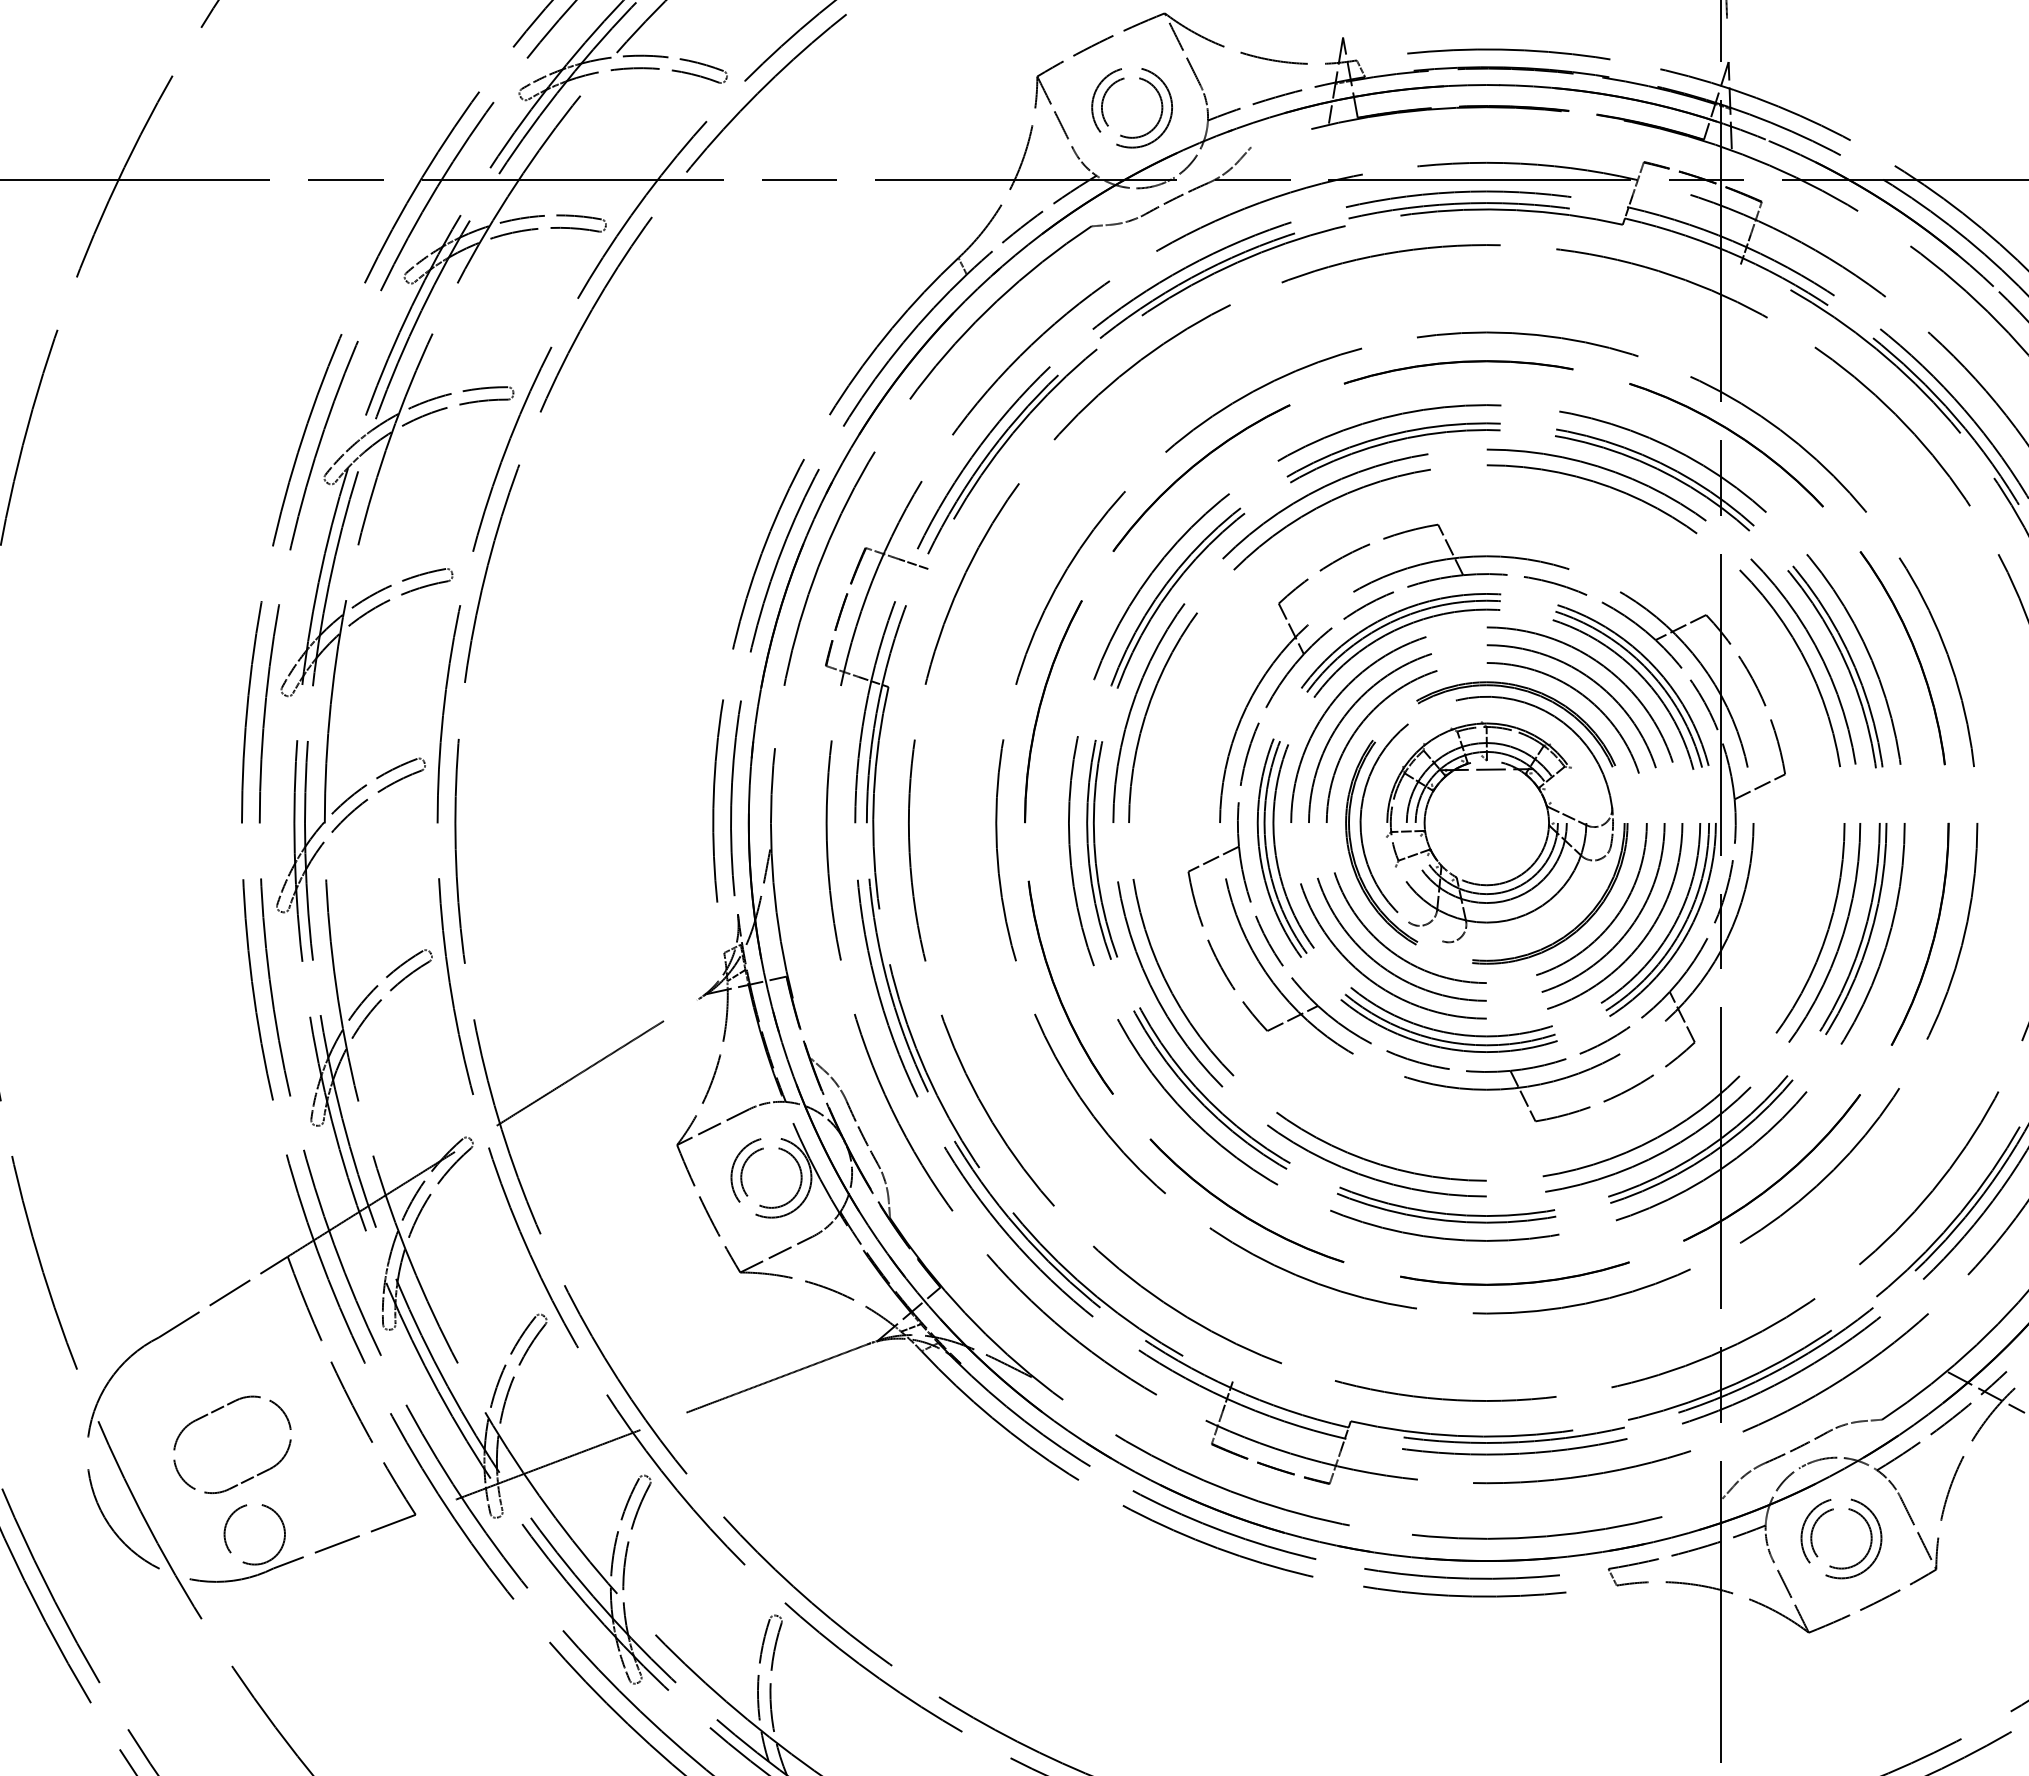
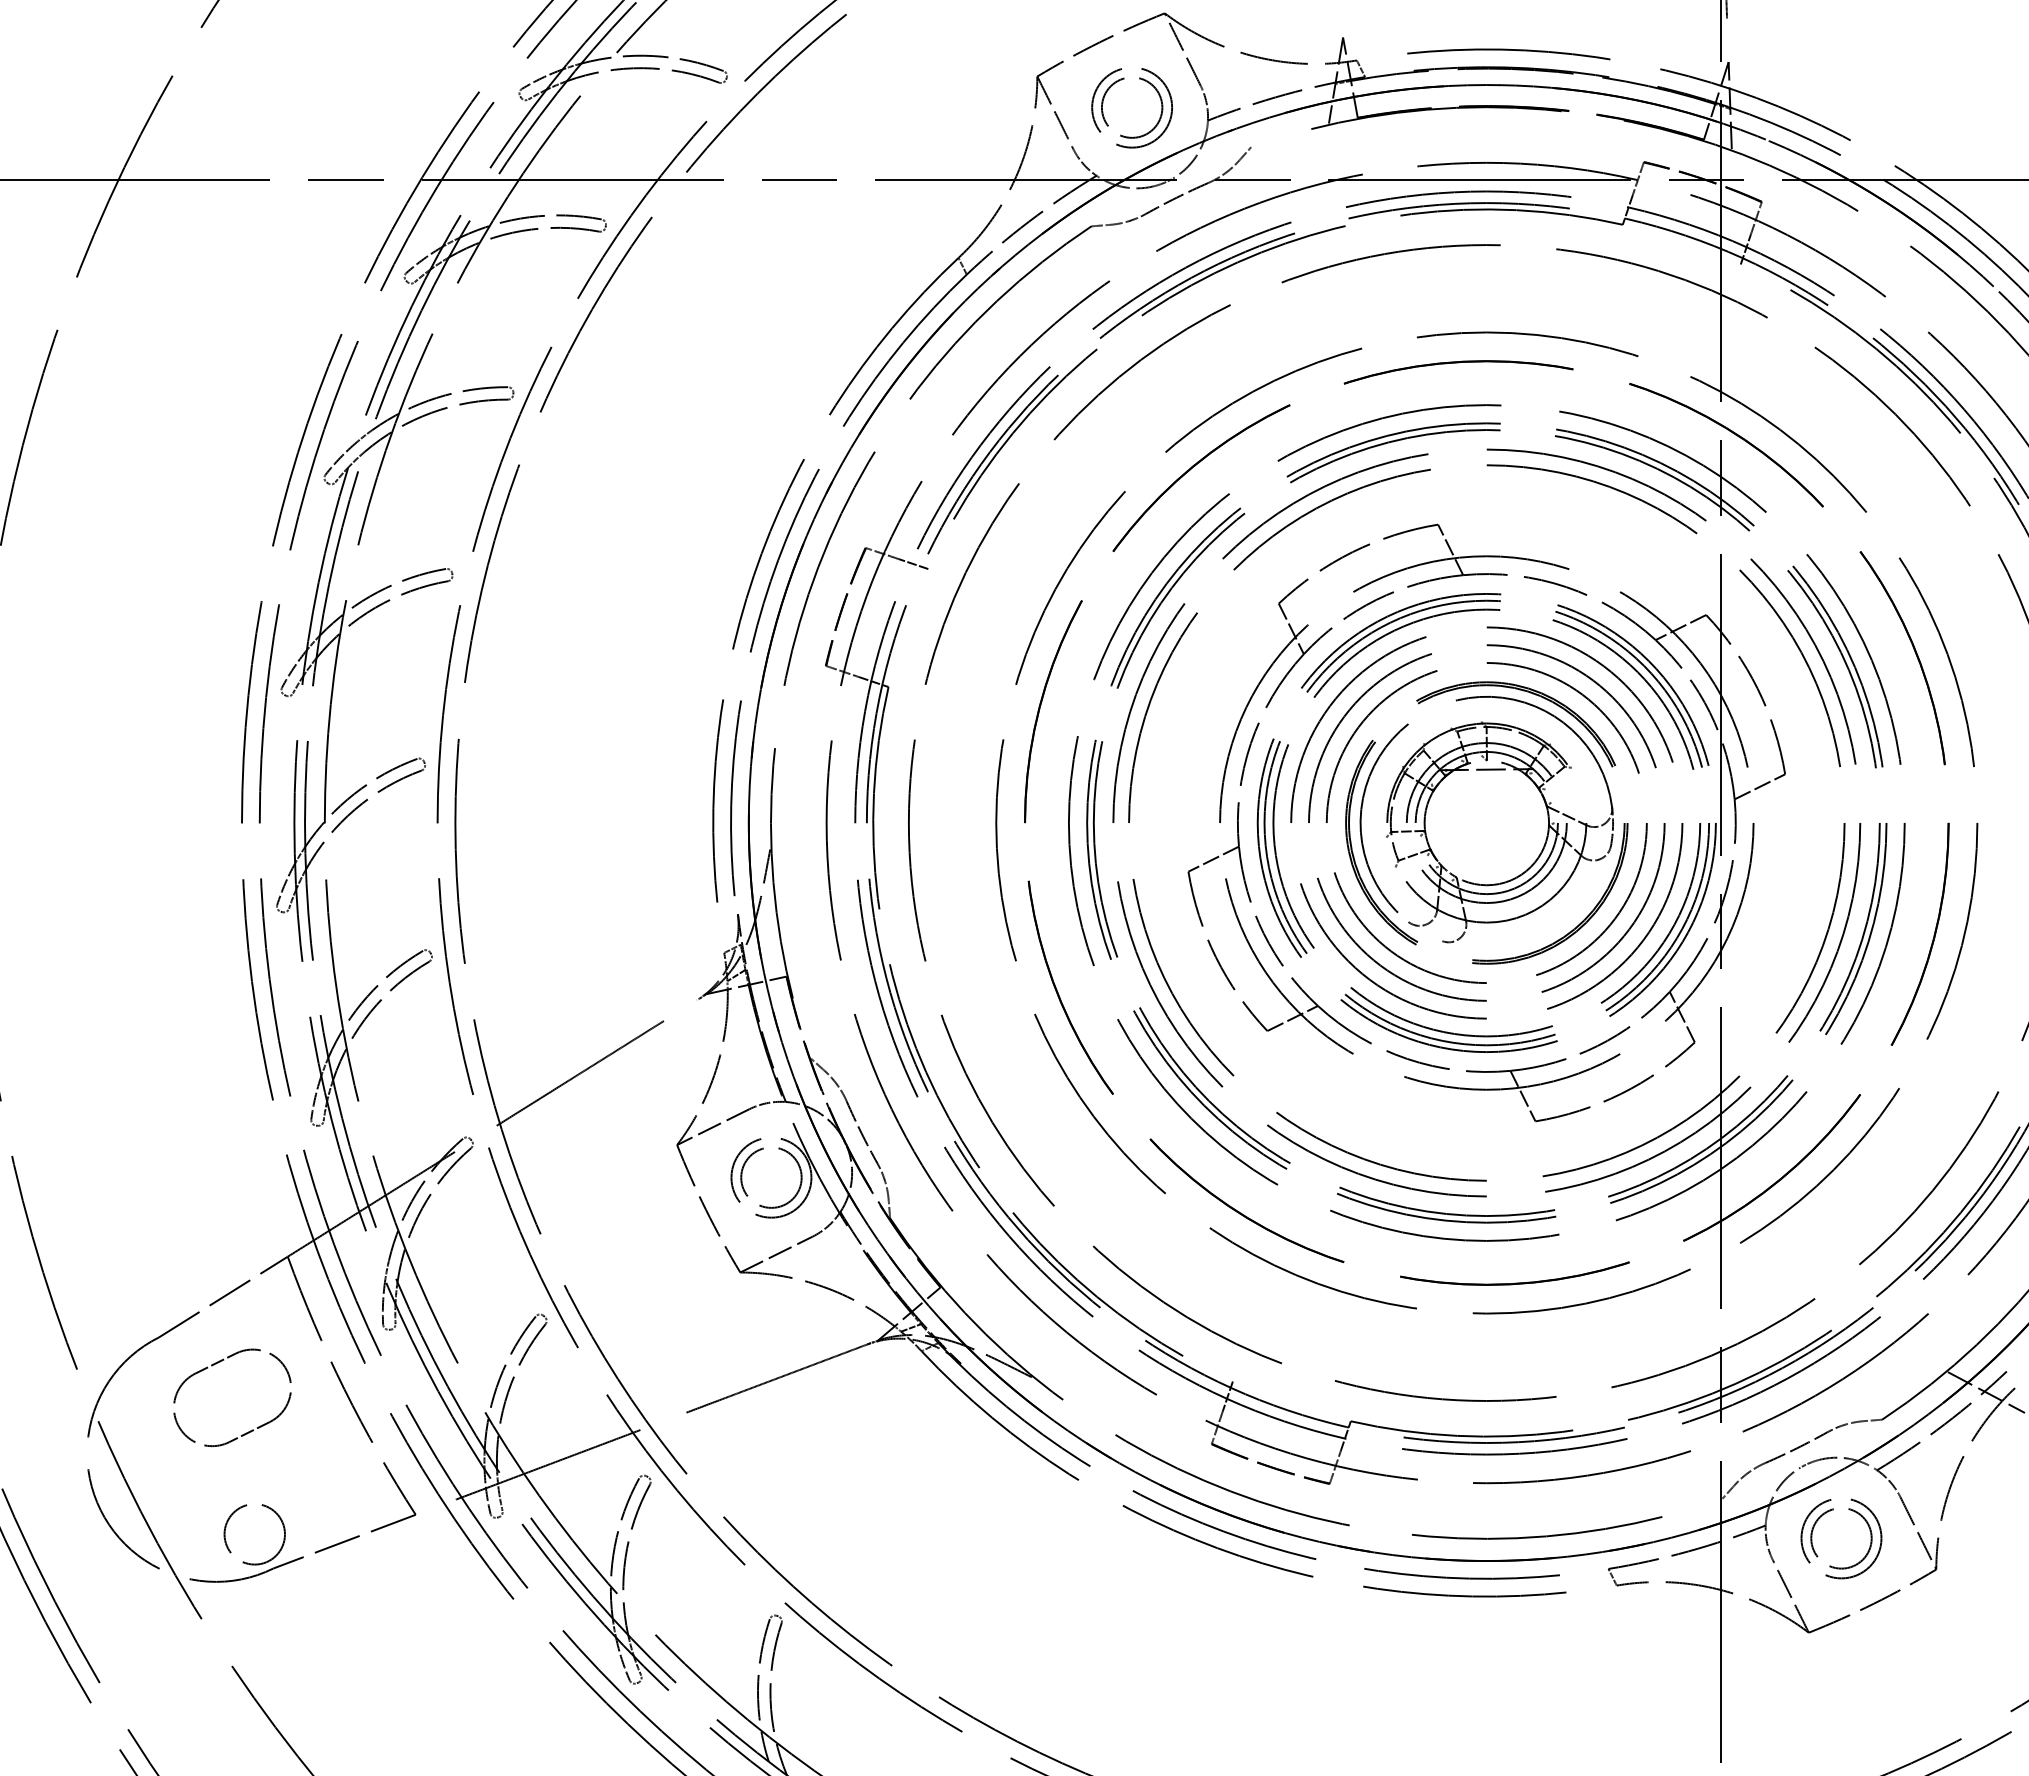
part position: (216, 1411) -> (216, 1364) (216, 1364)
